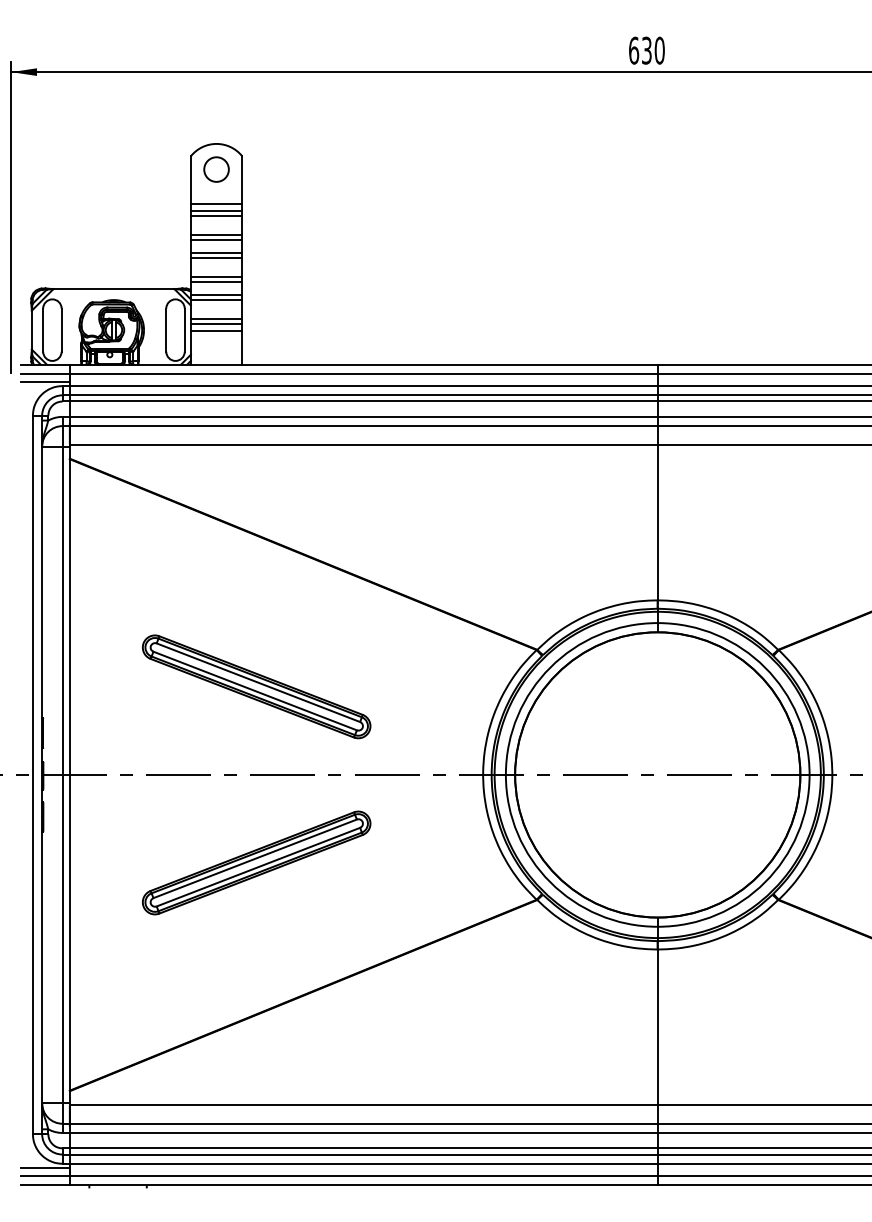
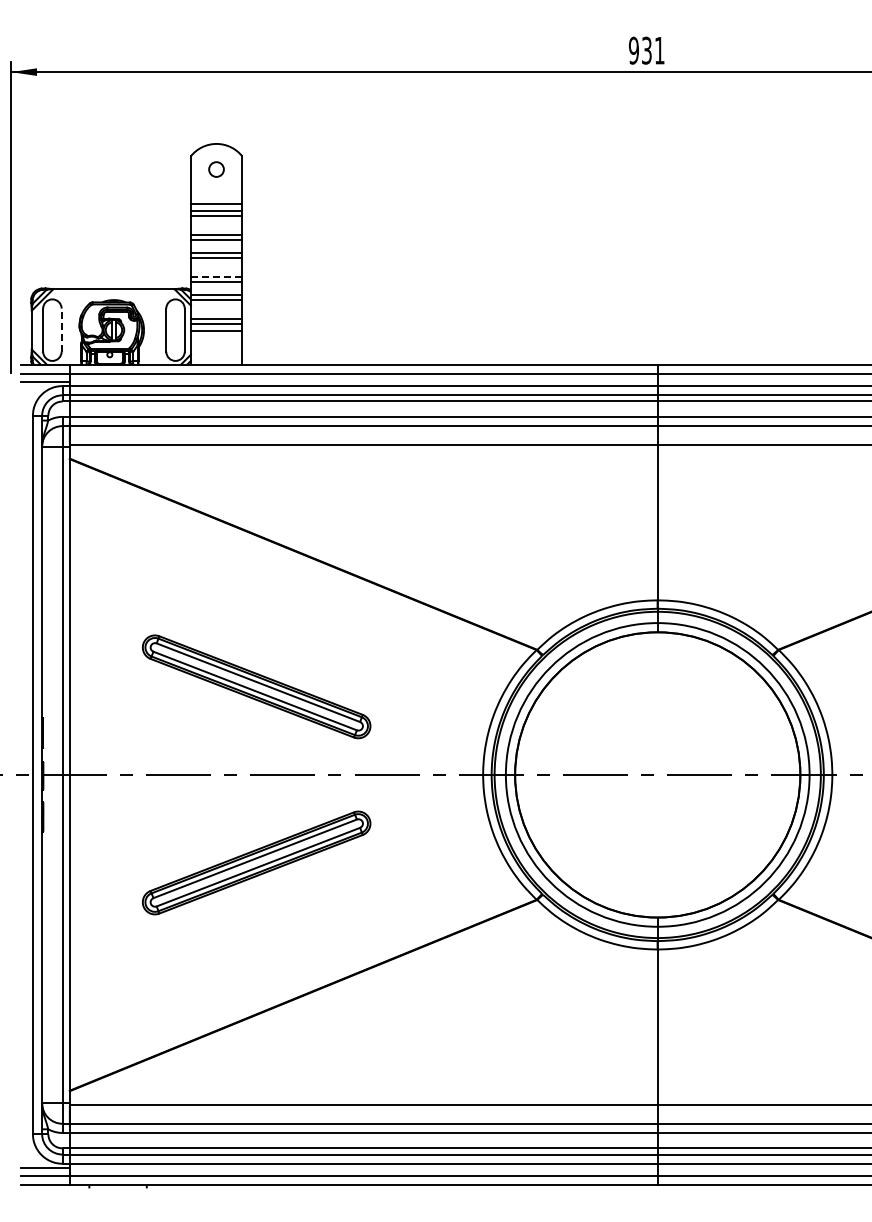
text: 630 -> 931 (646, 50)
circle size: 27x27 px -> 17x17 px (216, 169)
line: solid -> dashed (216, 277)
line: solid -> dashed (61, 330)
